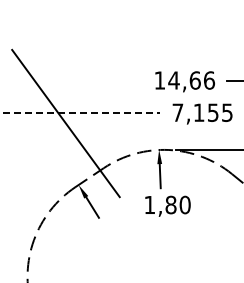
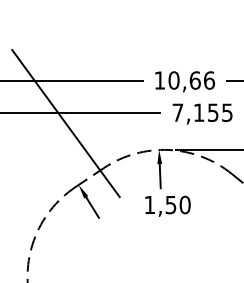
line: none -> present (72, 80)
text: 14,66 -> 10,66 (173, 80)
line: dashed -> solid (79, 112)
text: 1,80 -> 1,50 (170, 204)
